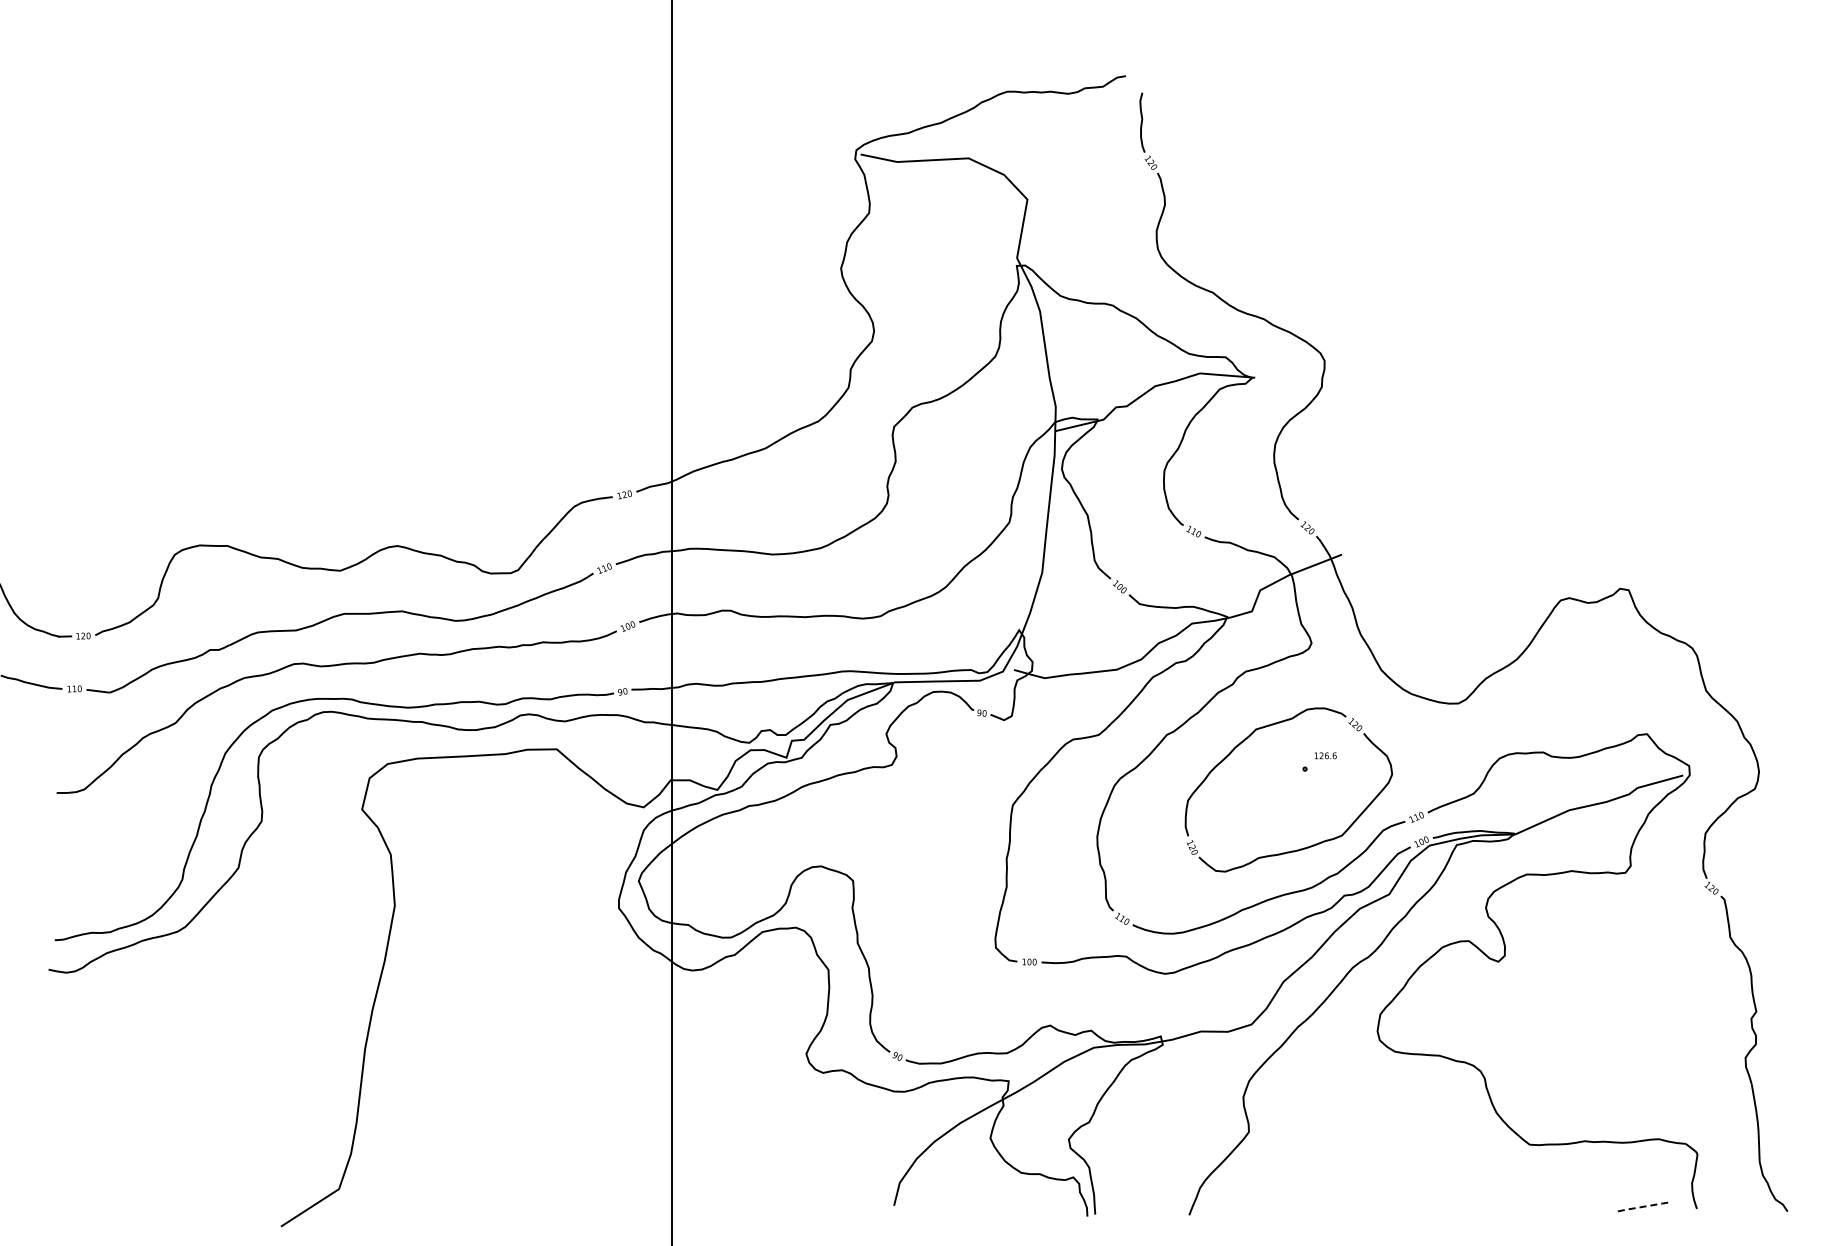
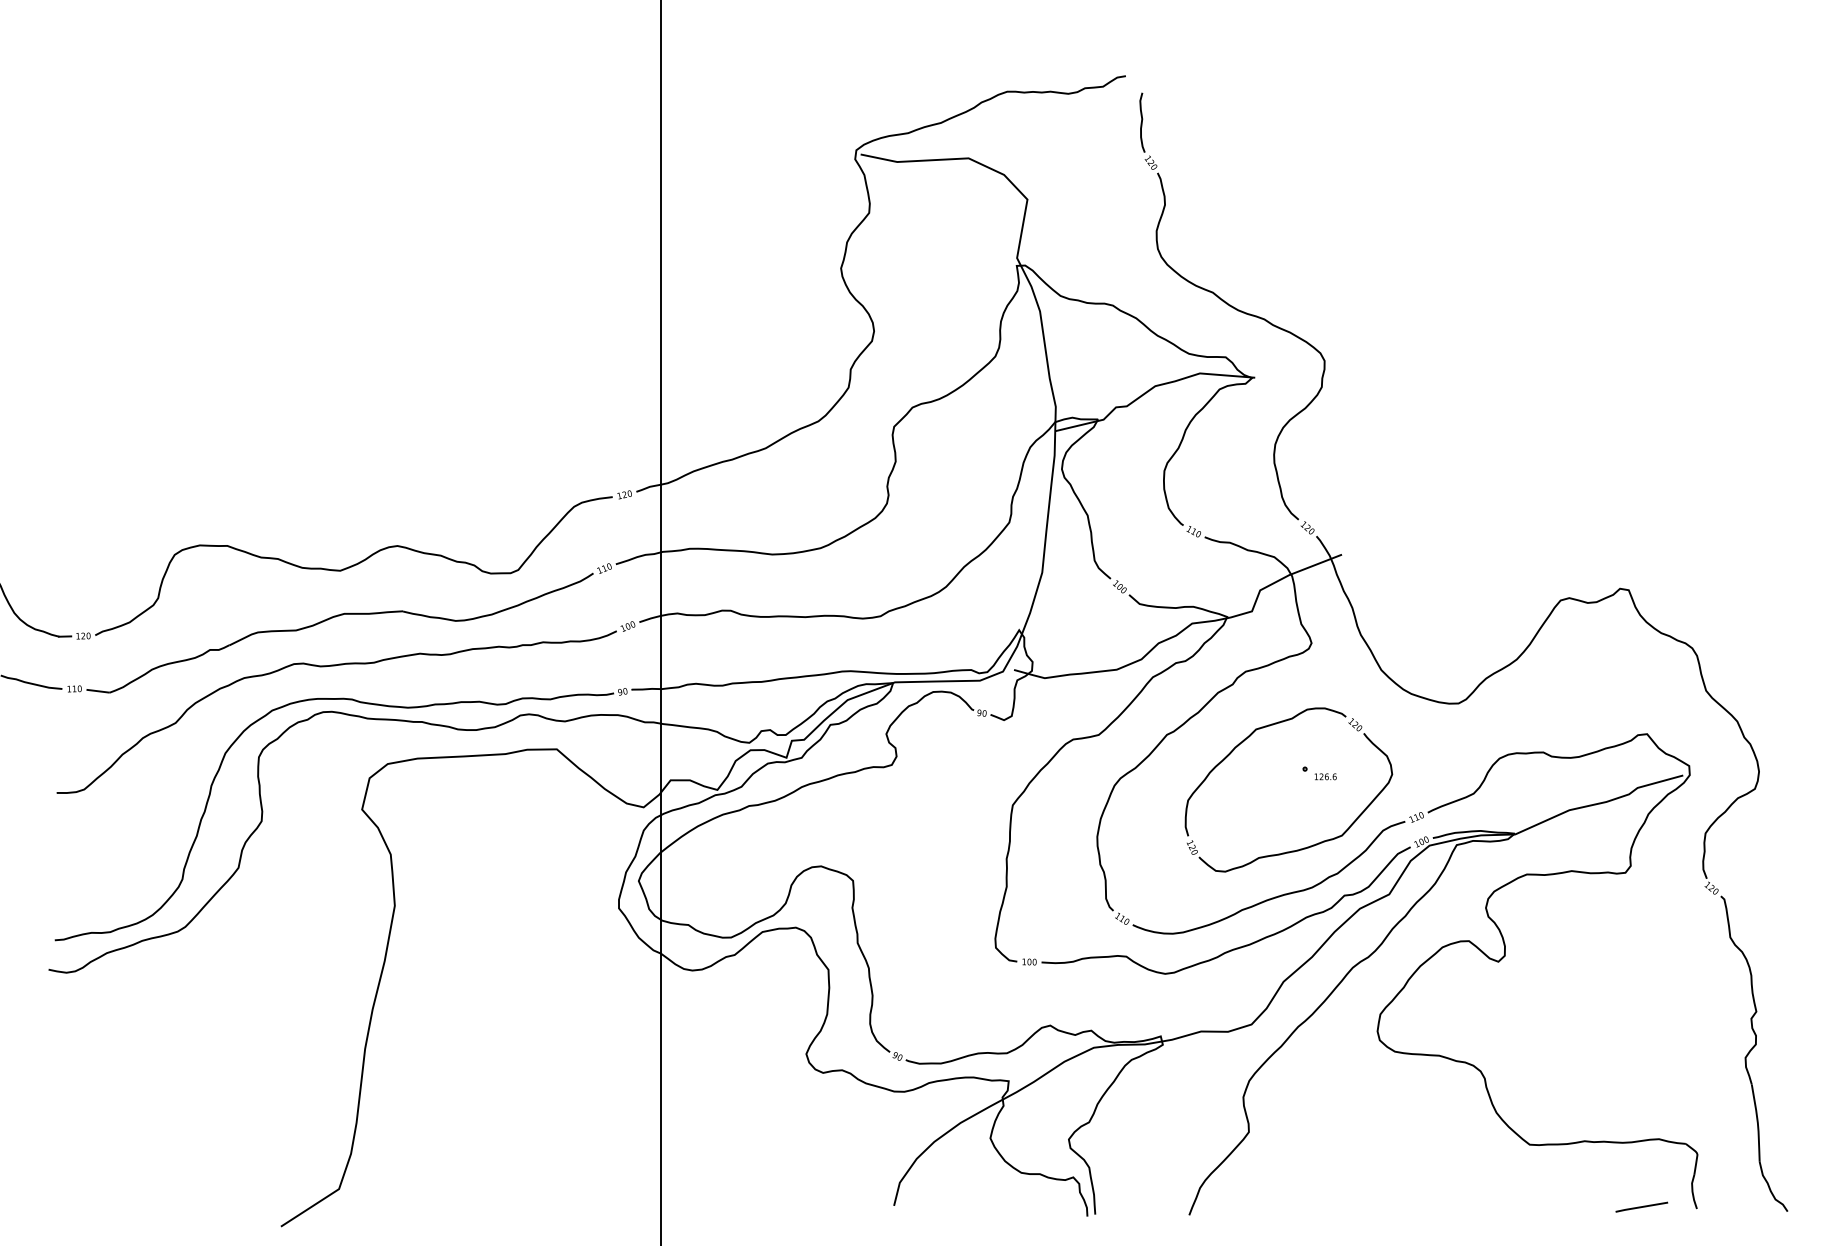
line position: (671, 622) -> (660, 622) (660, 622)
text position: (1325, 755) -> (1325, 776) (1325, 776)
line: dashed -> solid (1640, 1207)
